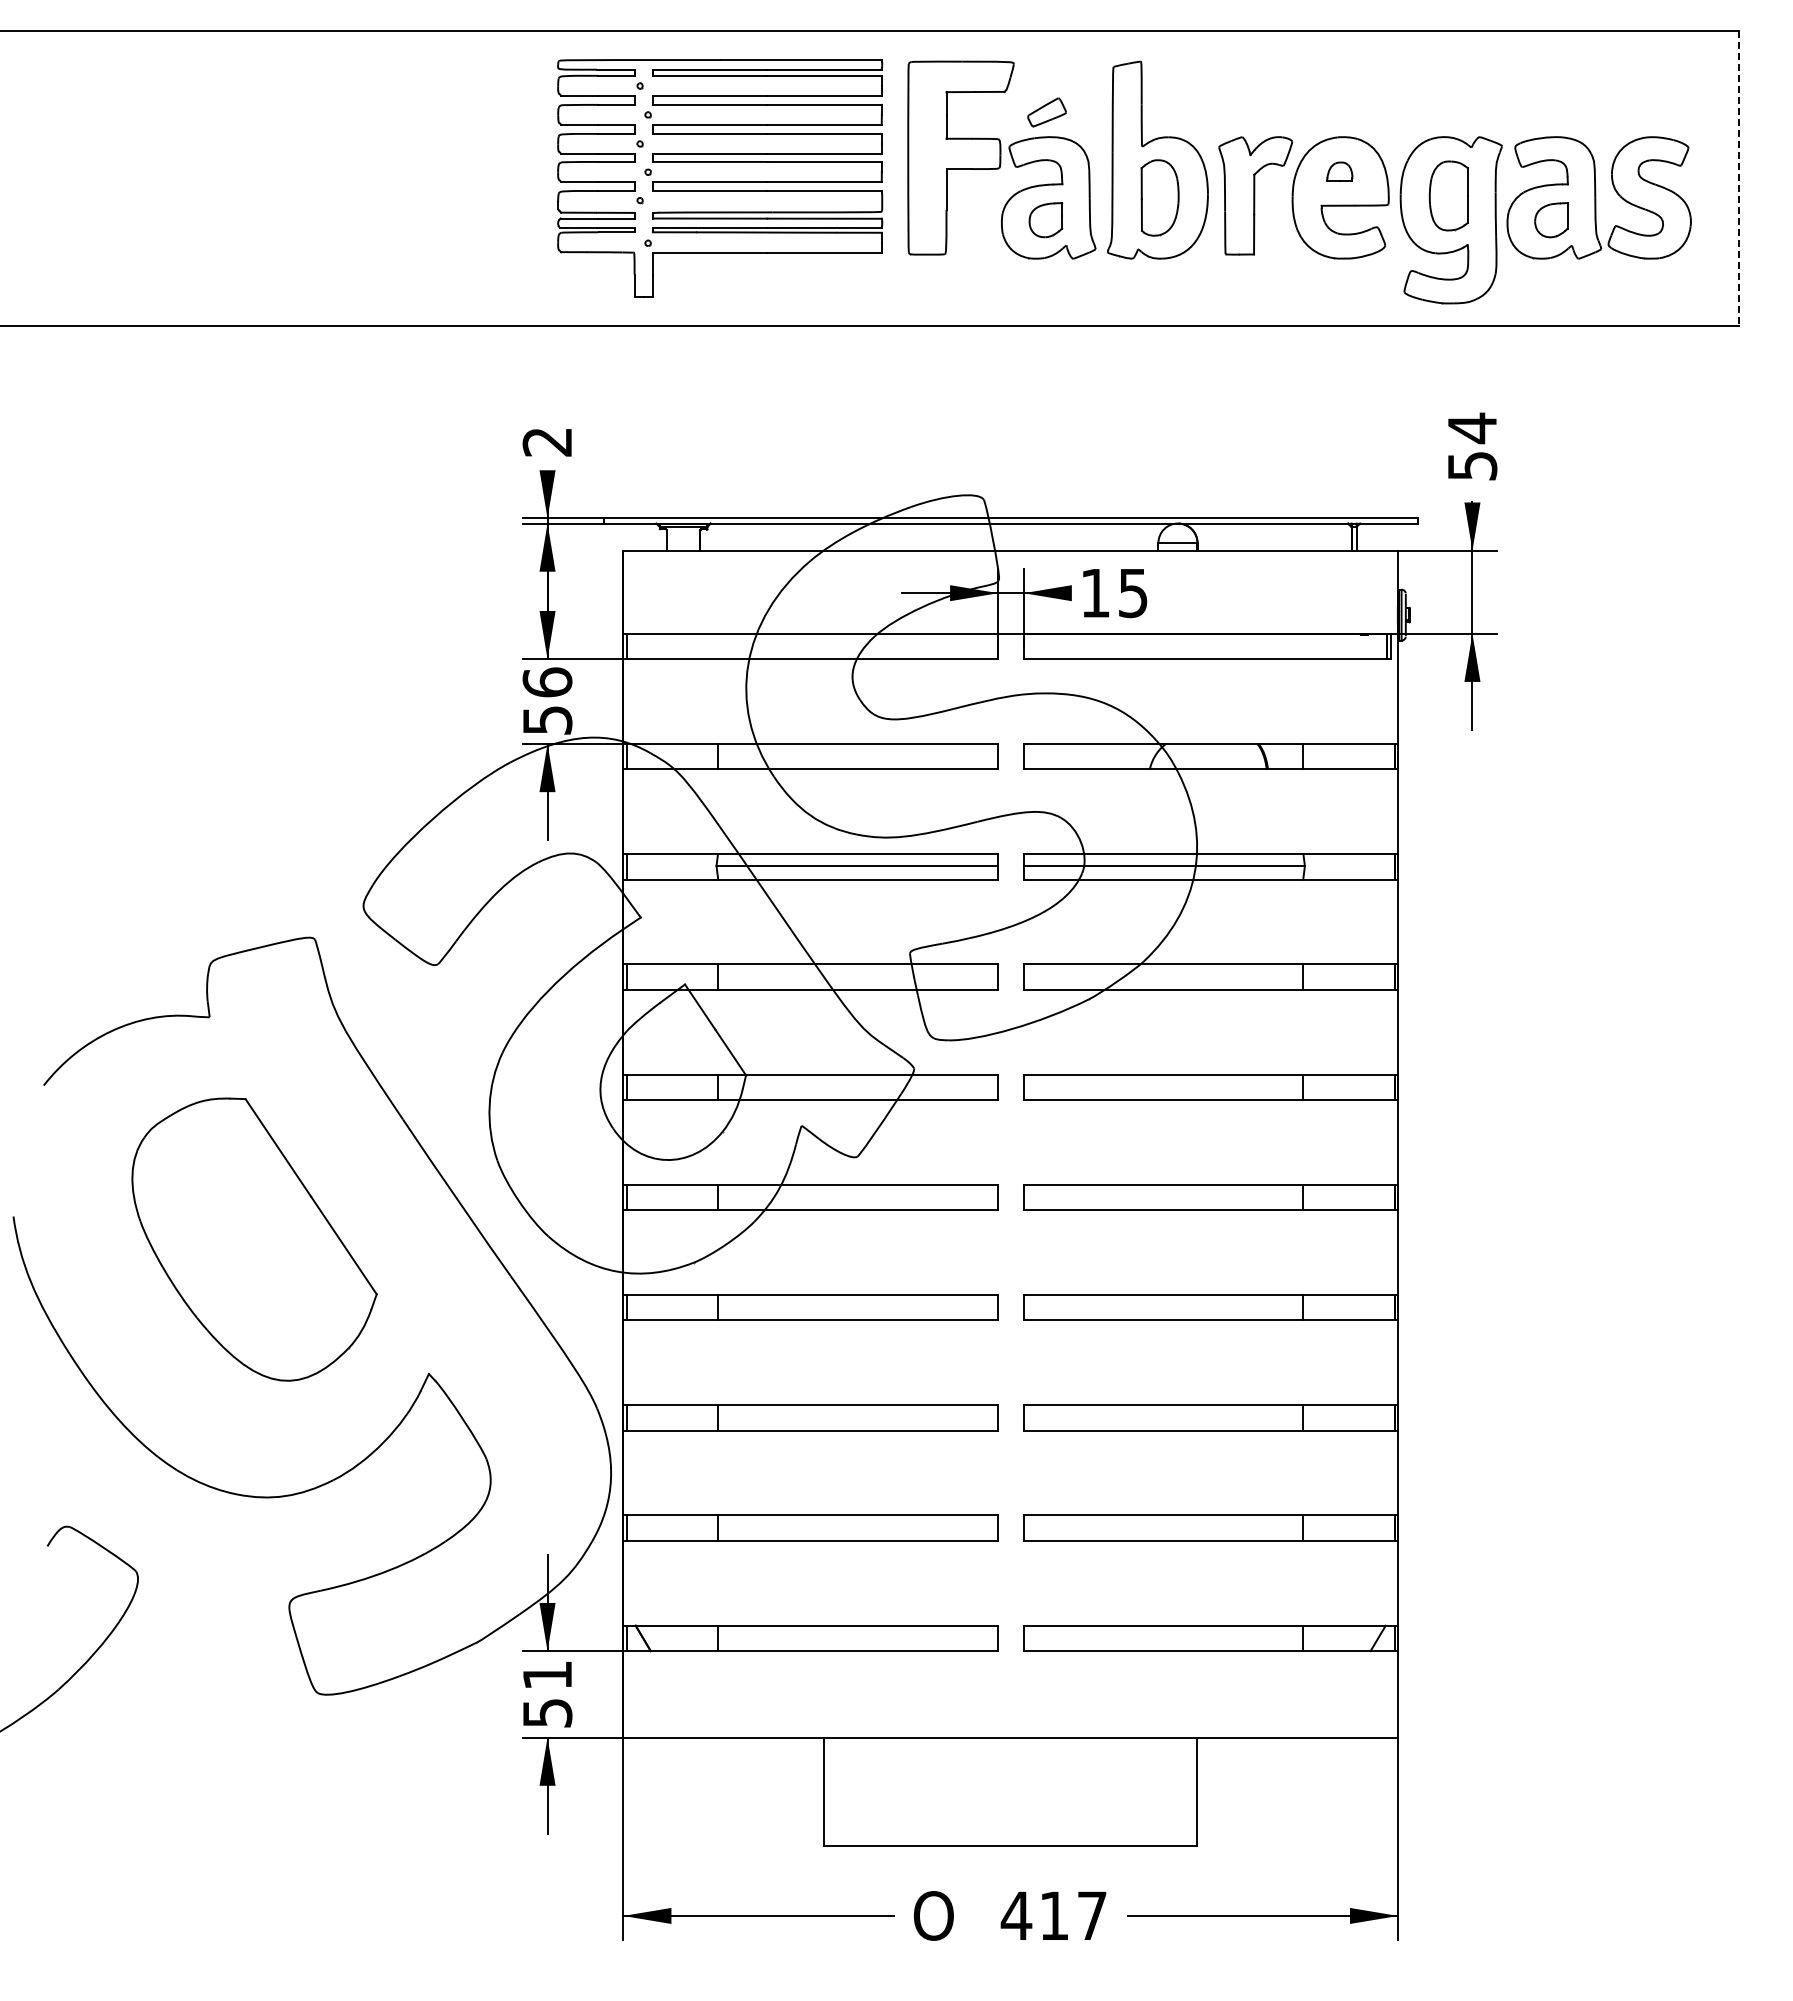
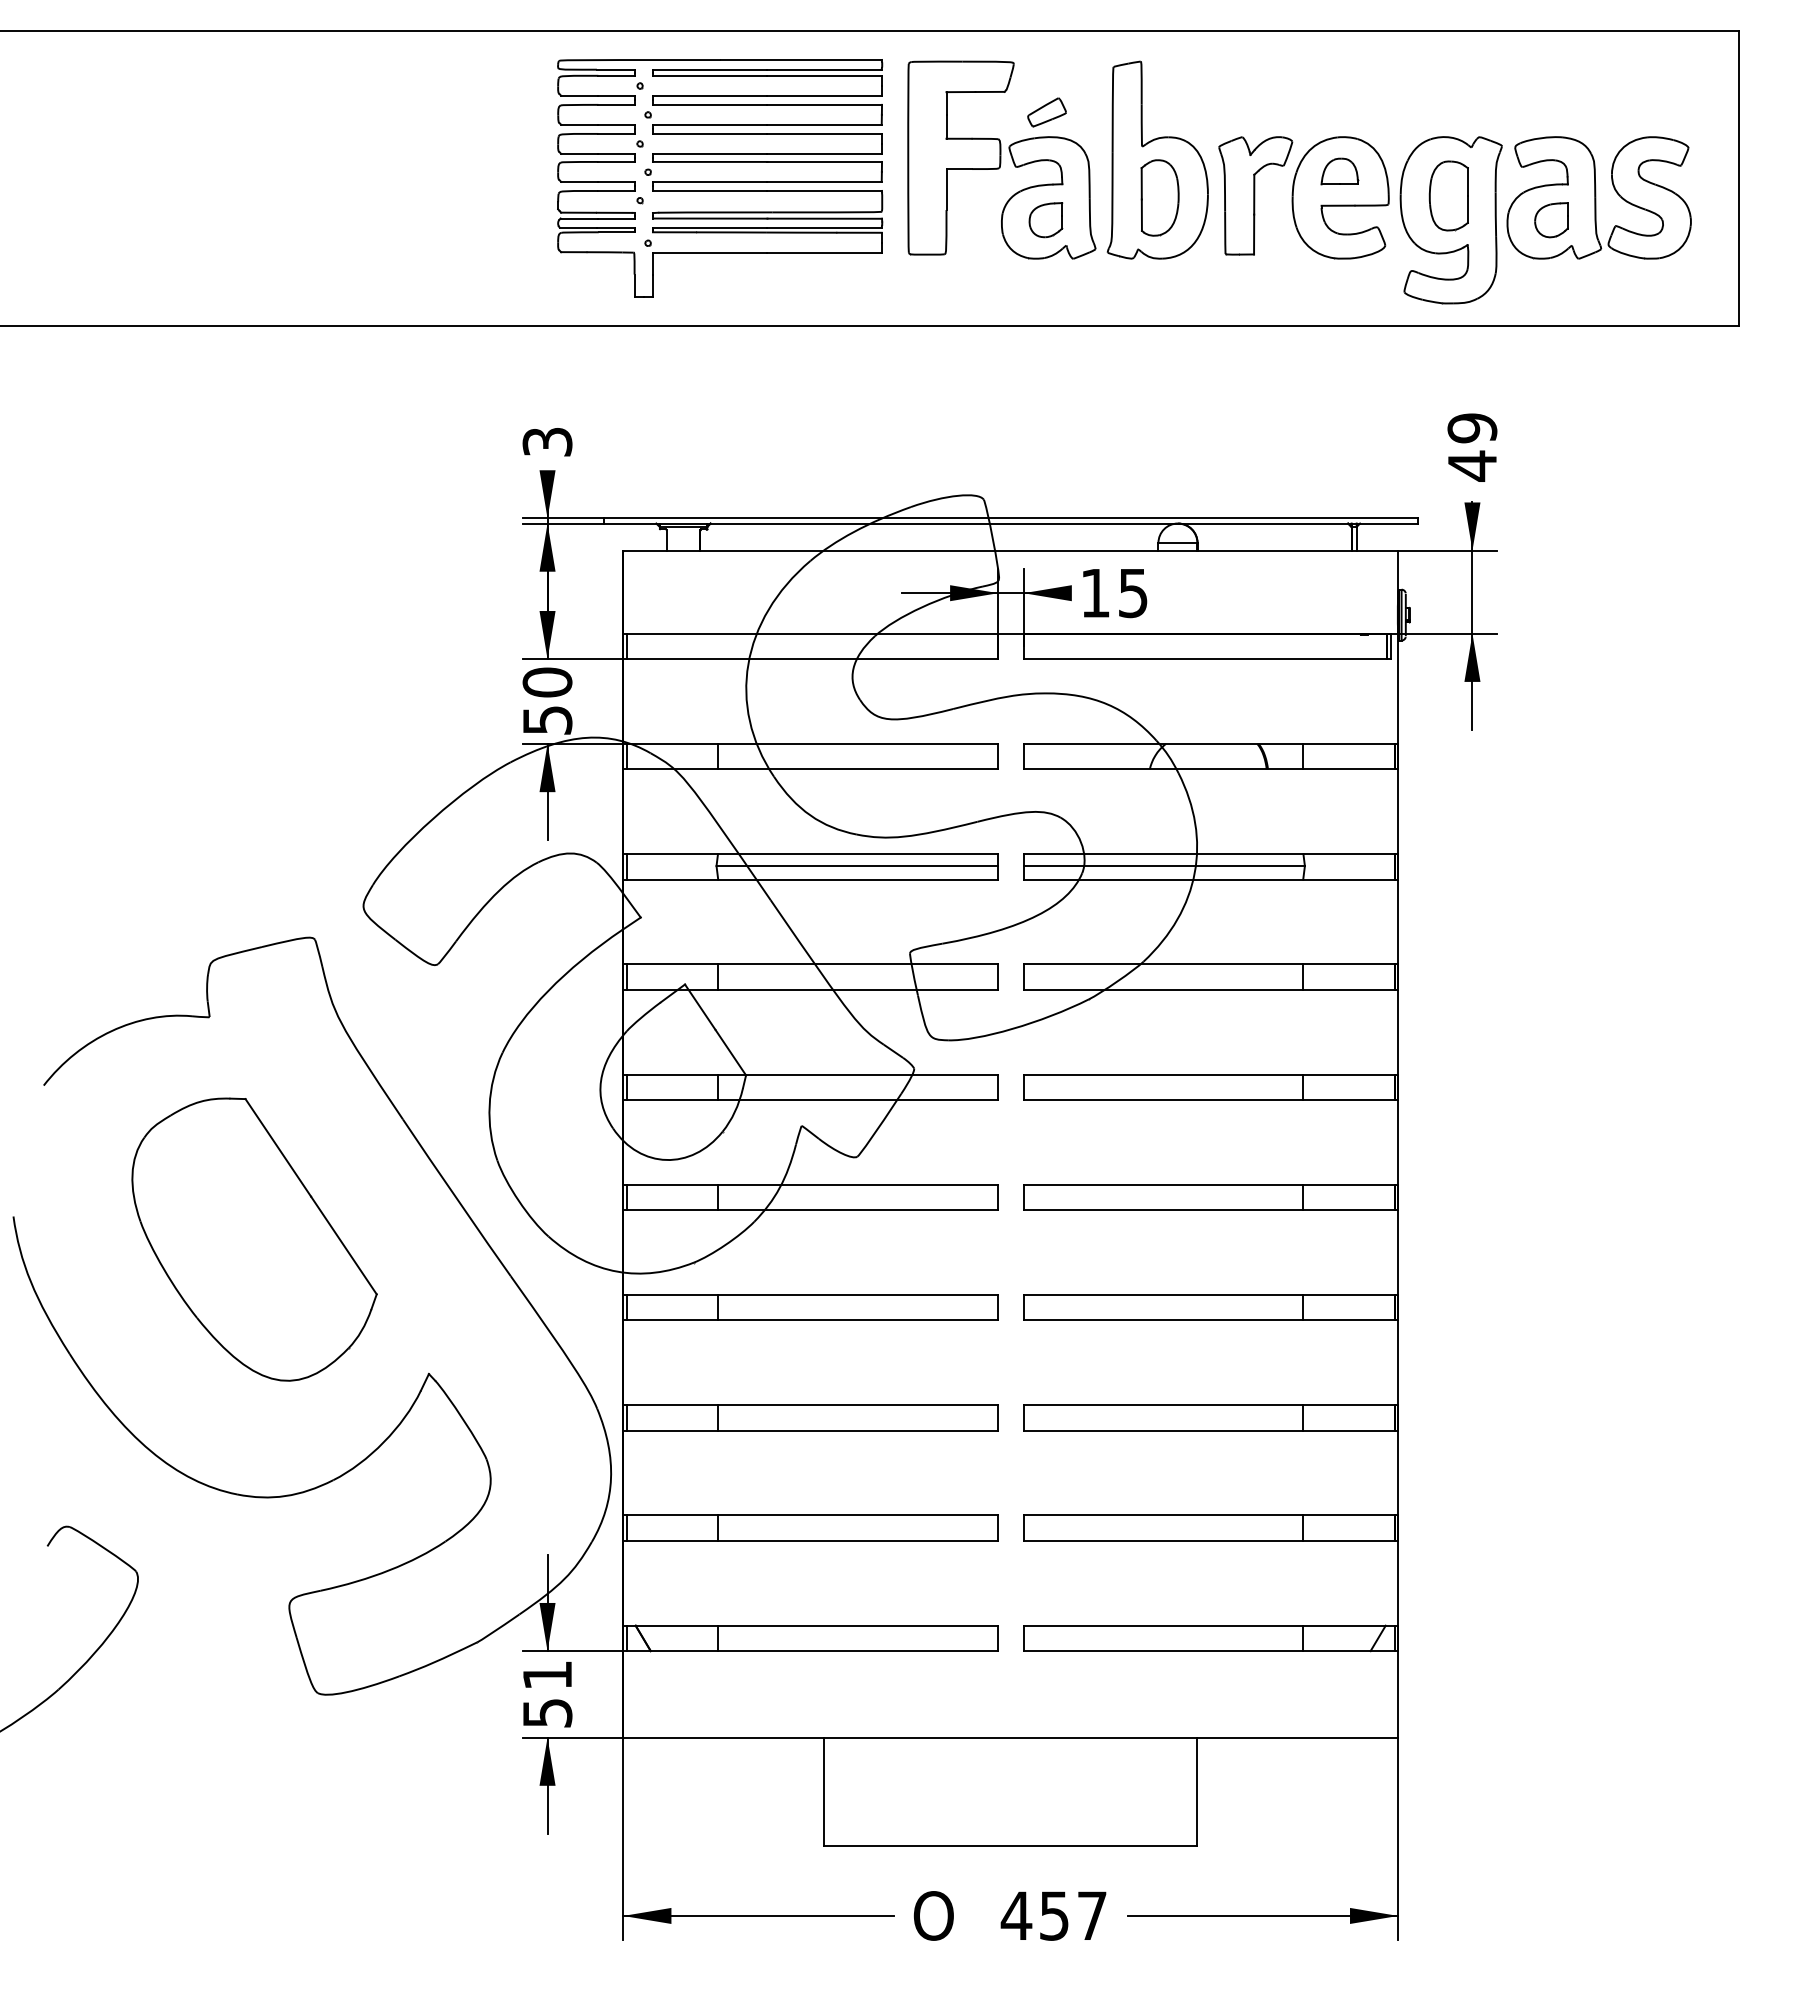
part size: 28x21 px -> 40x29 px (1339, 171)
line: dashed -> solid (1739, 178)
text: 2 -> 3 (547, 442)
text: 54 -> 49 (1472, 446)
text: 56 -> 50 (547, 682)
text: 417 -> 457 (1054, 1915)
